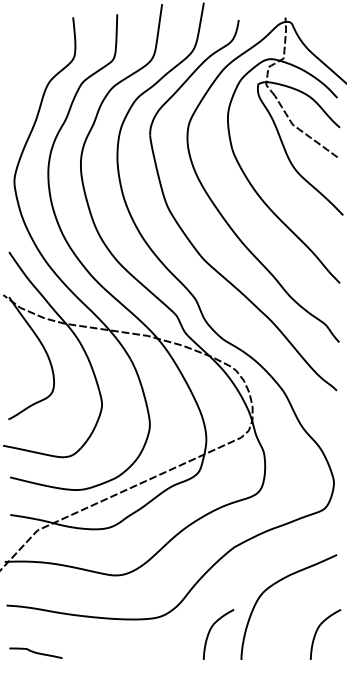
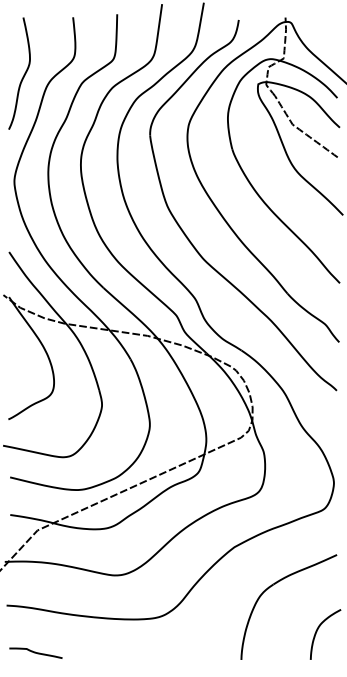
curve: none -> present (23, 74)
curve: present -> none (210, 631)
